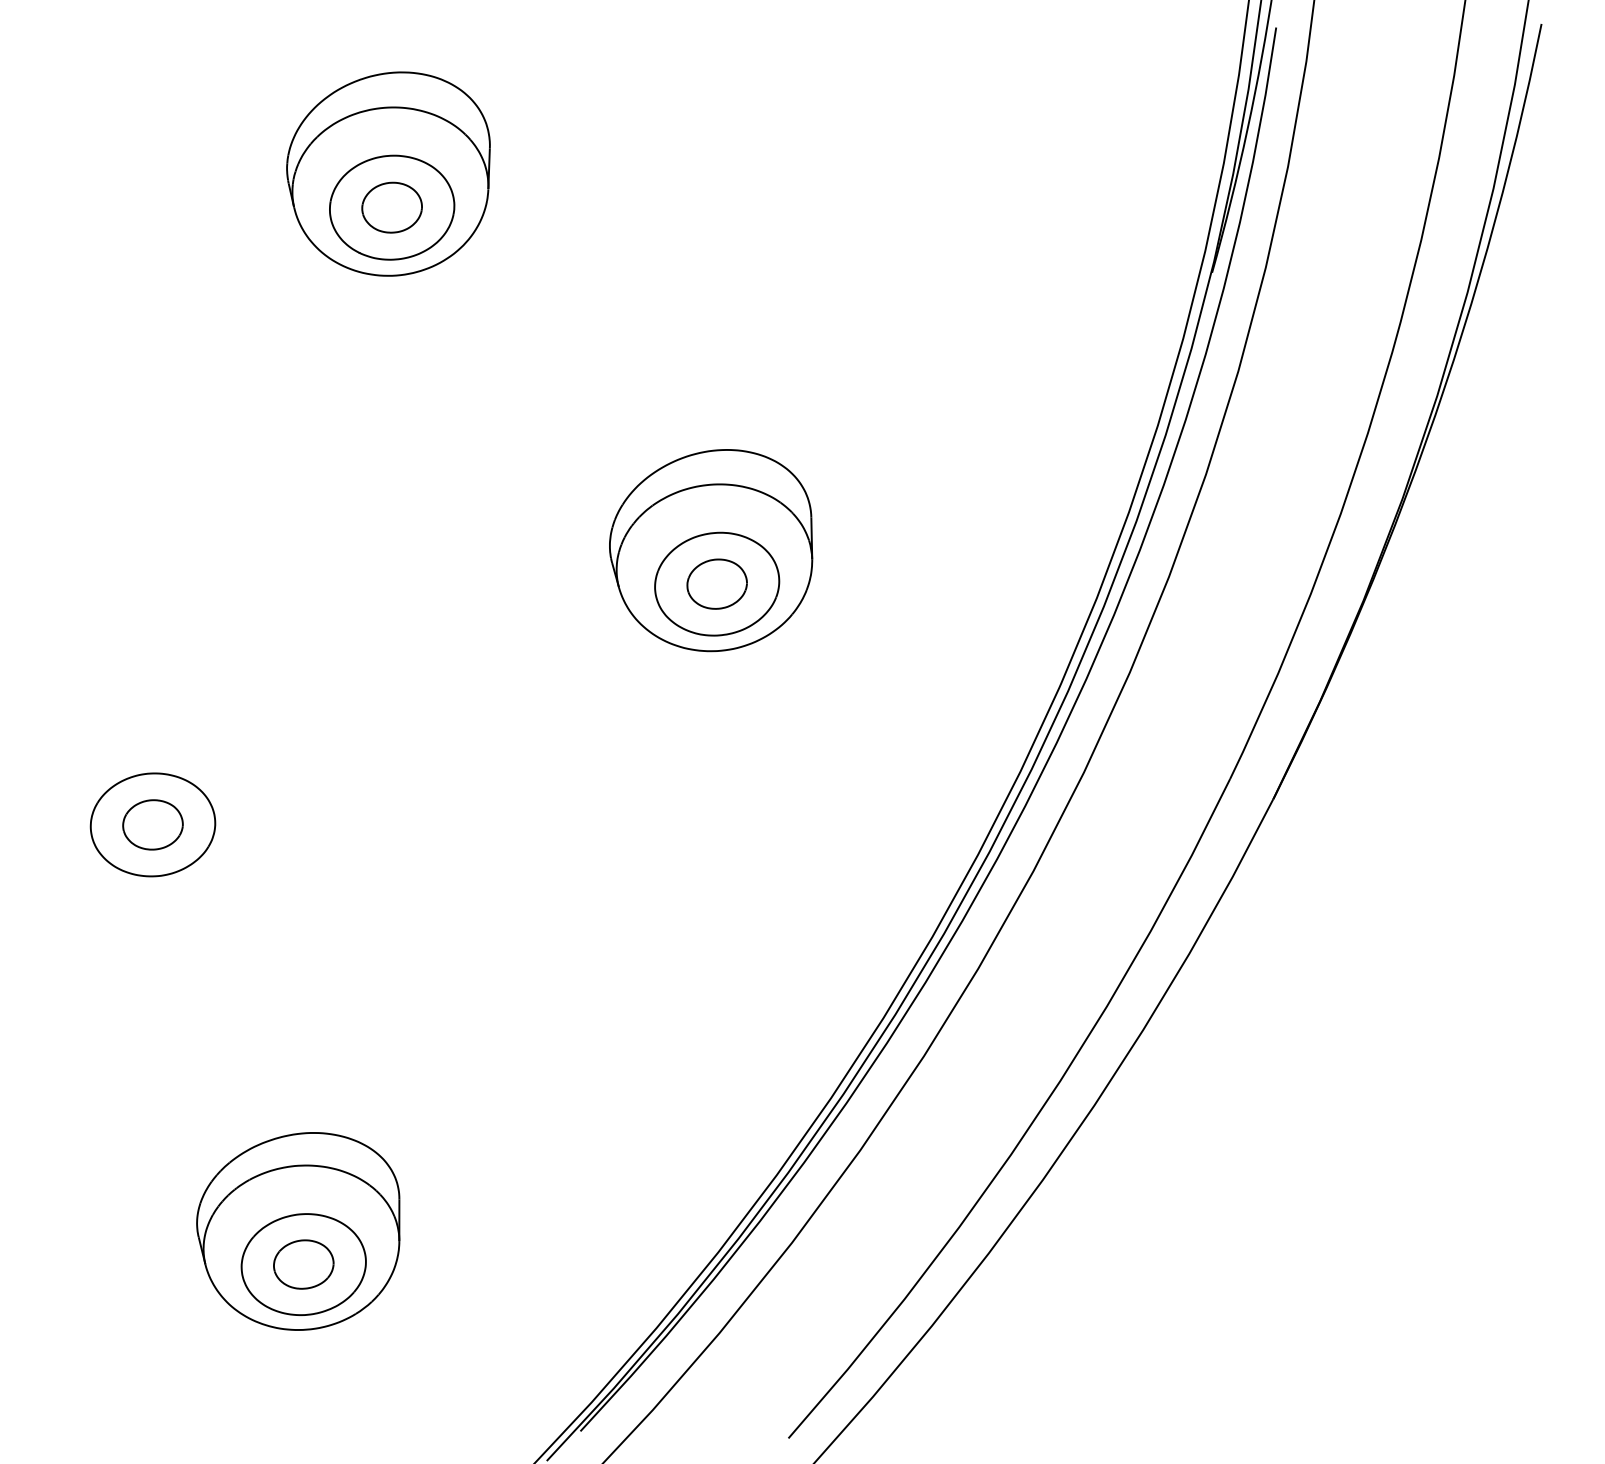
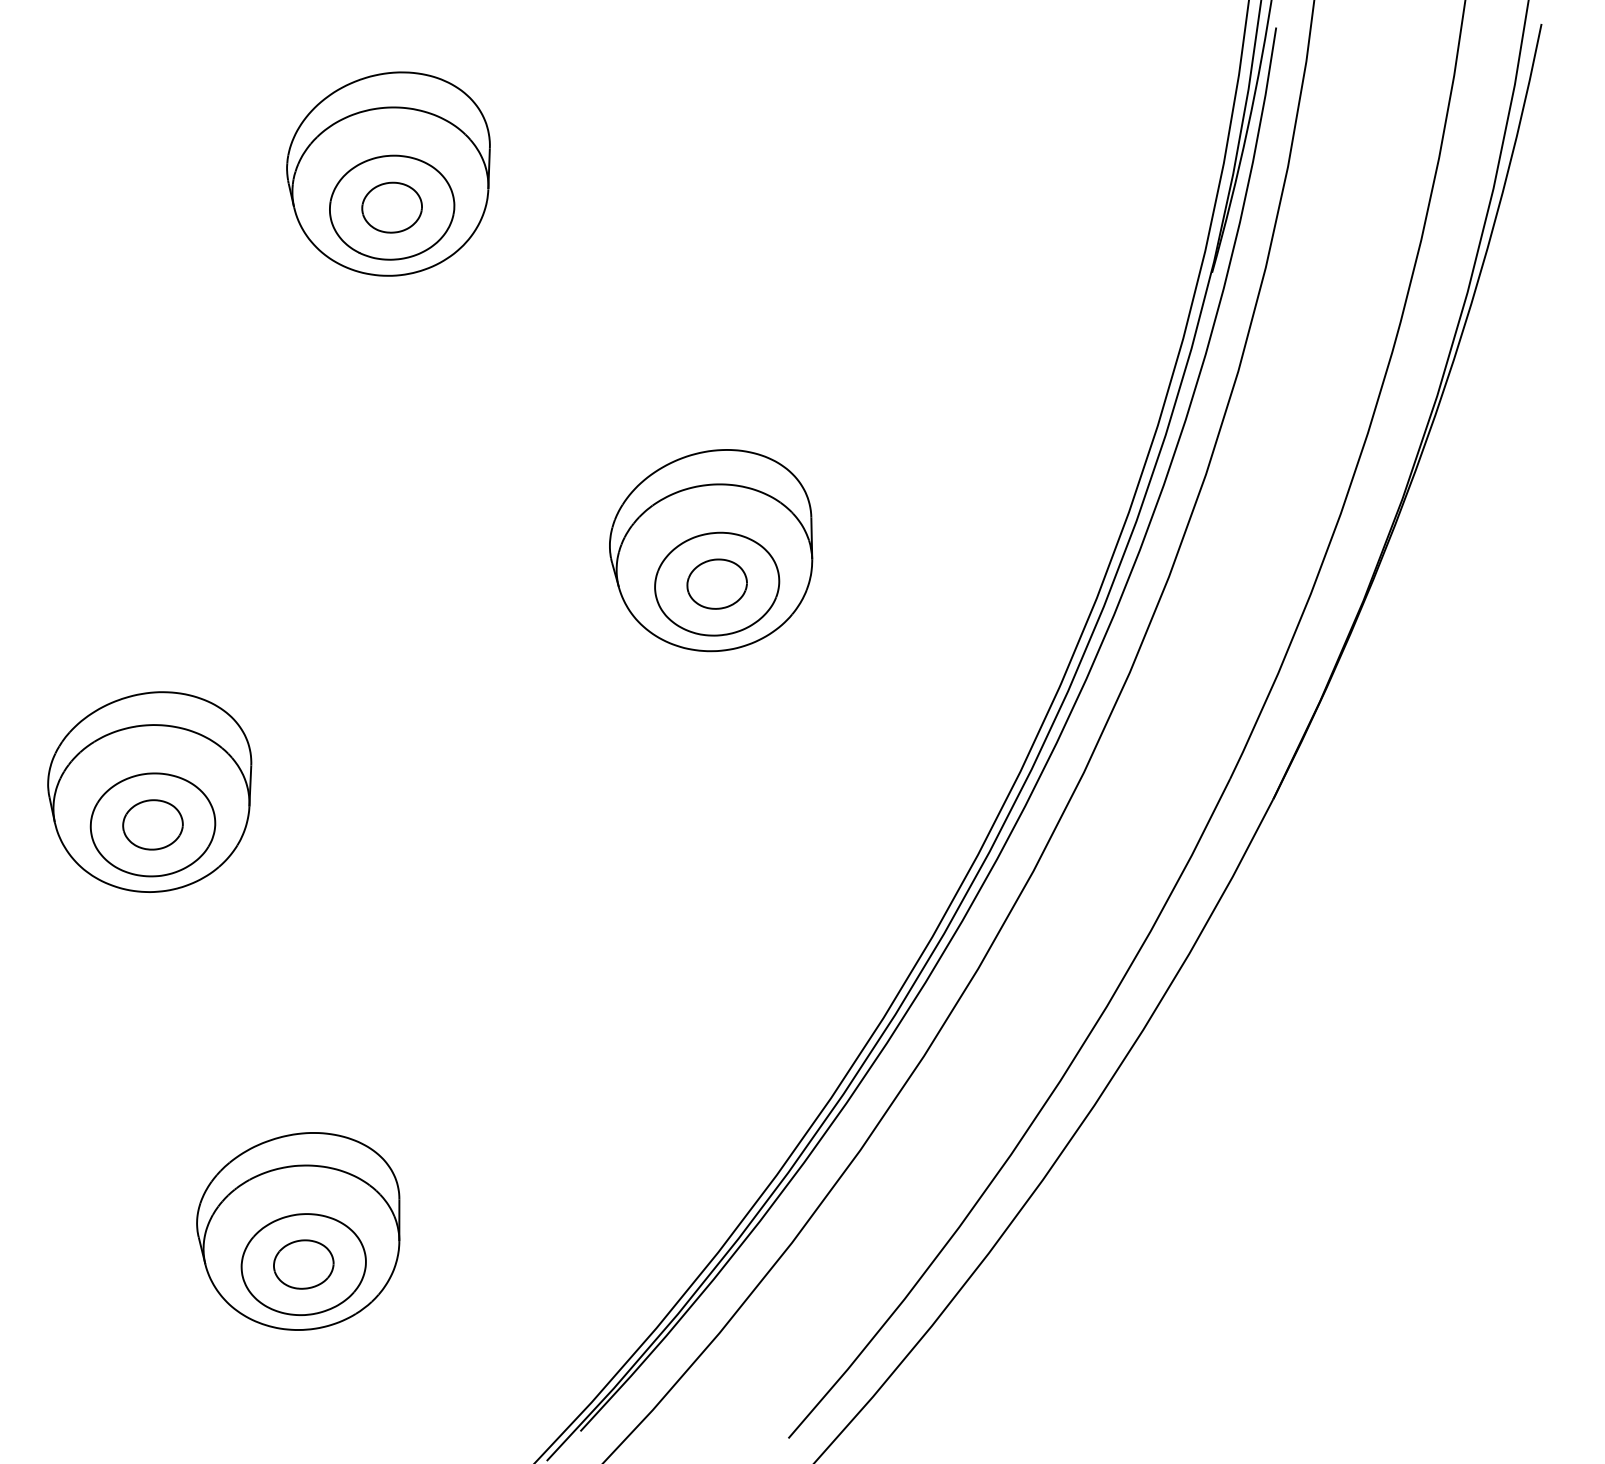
part: none -> present (149, 791)
